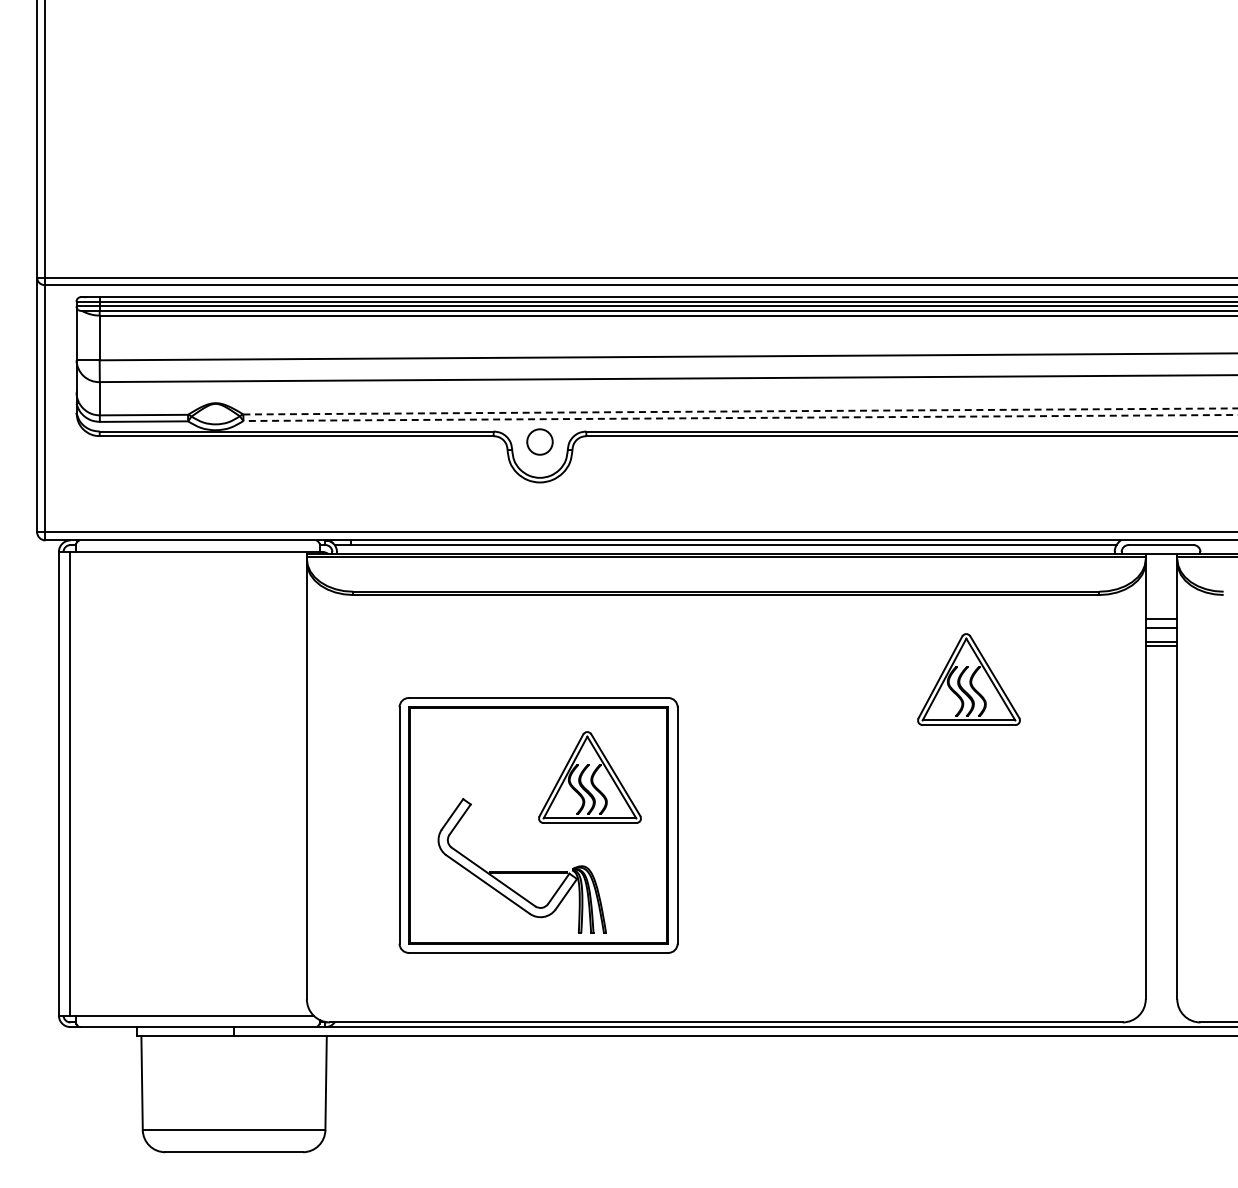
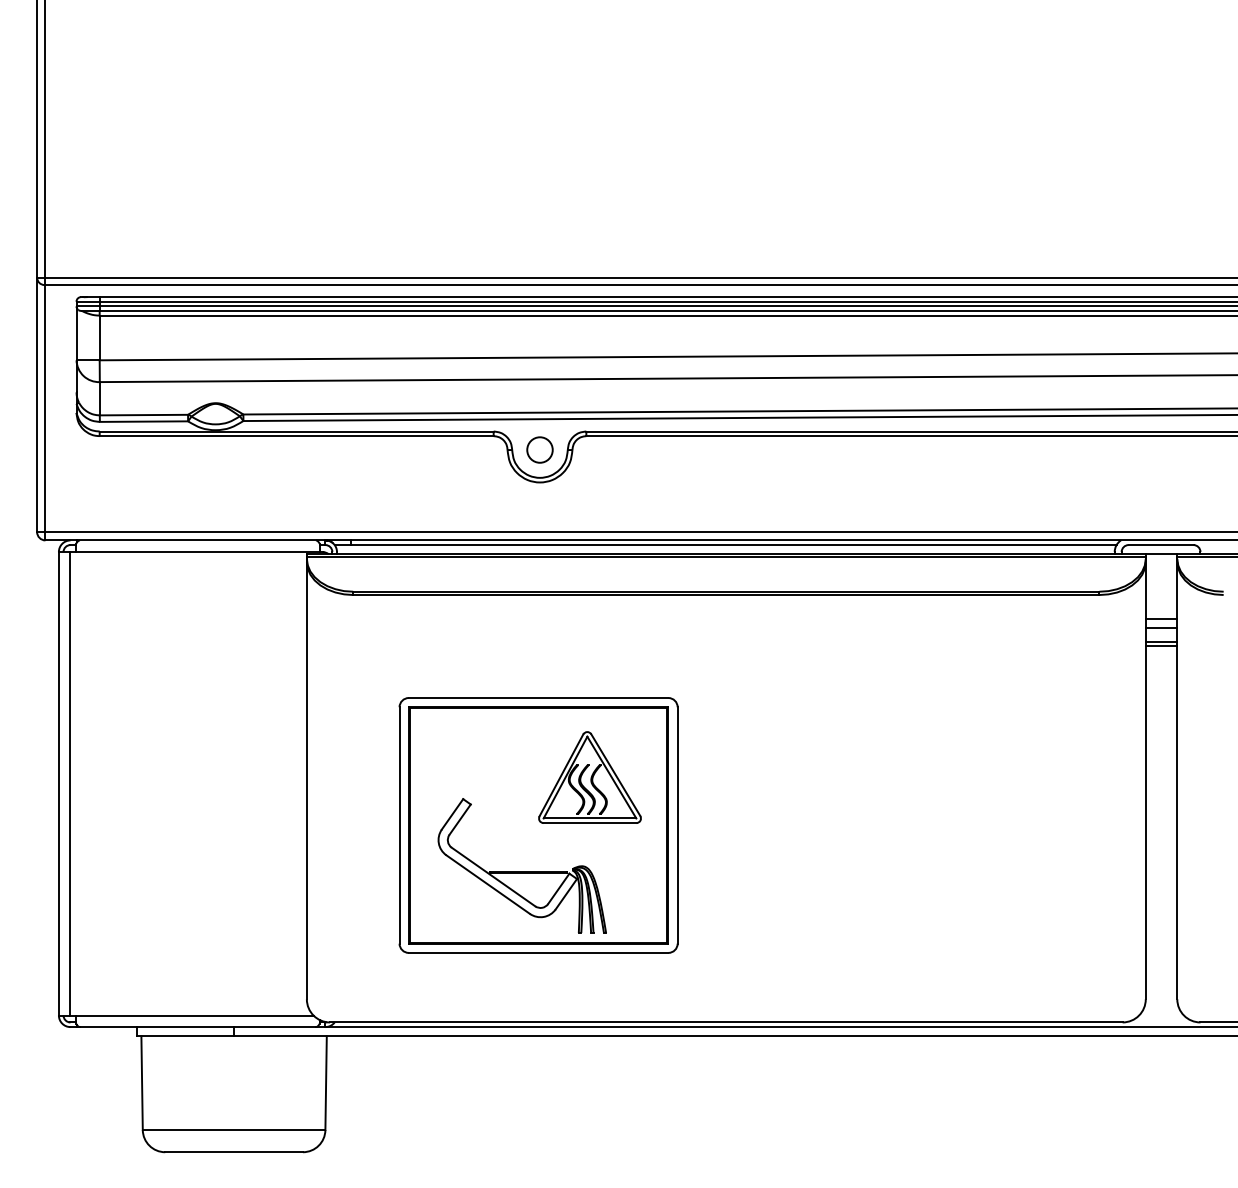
line: dashed -> solid (740, 411)
line: dashed -> solid (740, 418)
circle position: (539, 441) -> (539, 449) (539, 449)
part: present -> none (968, 679)
